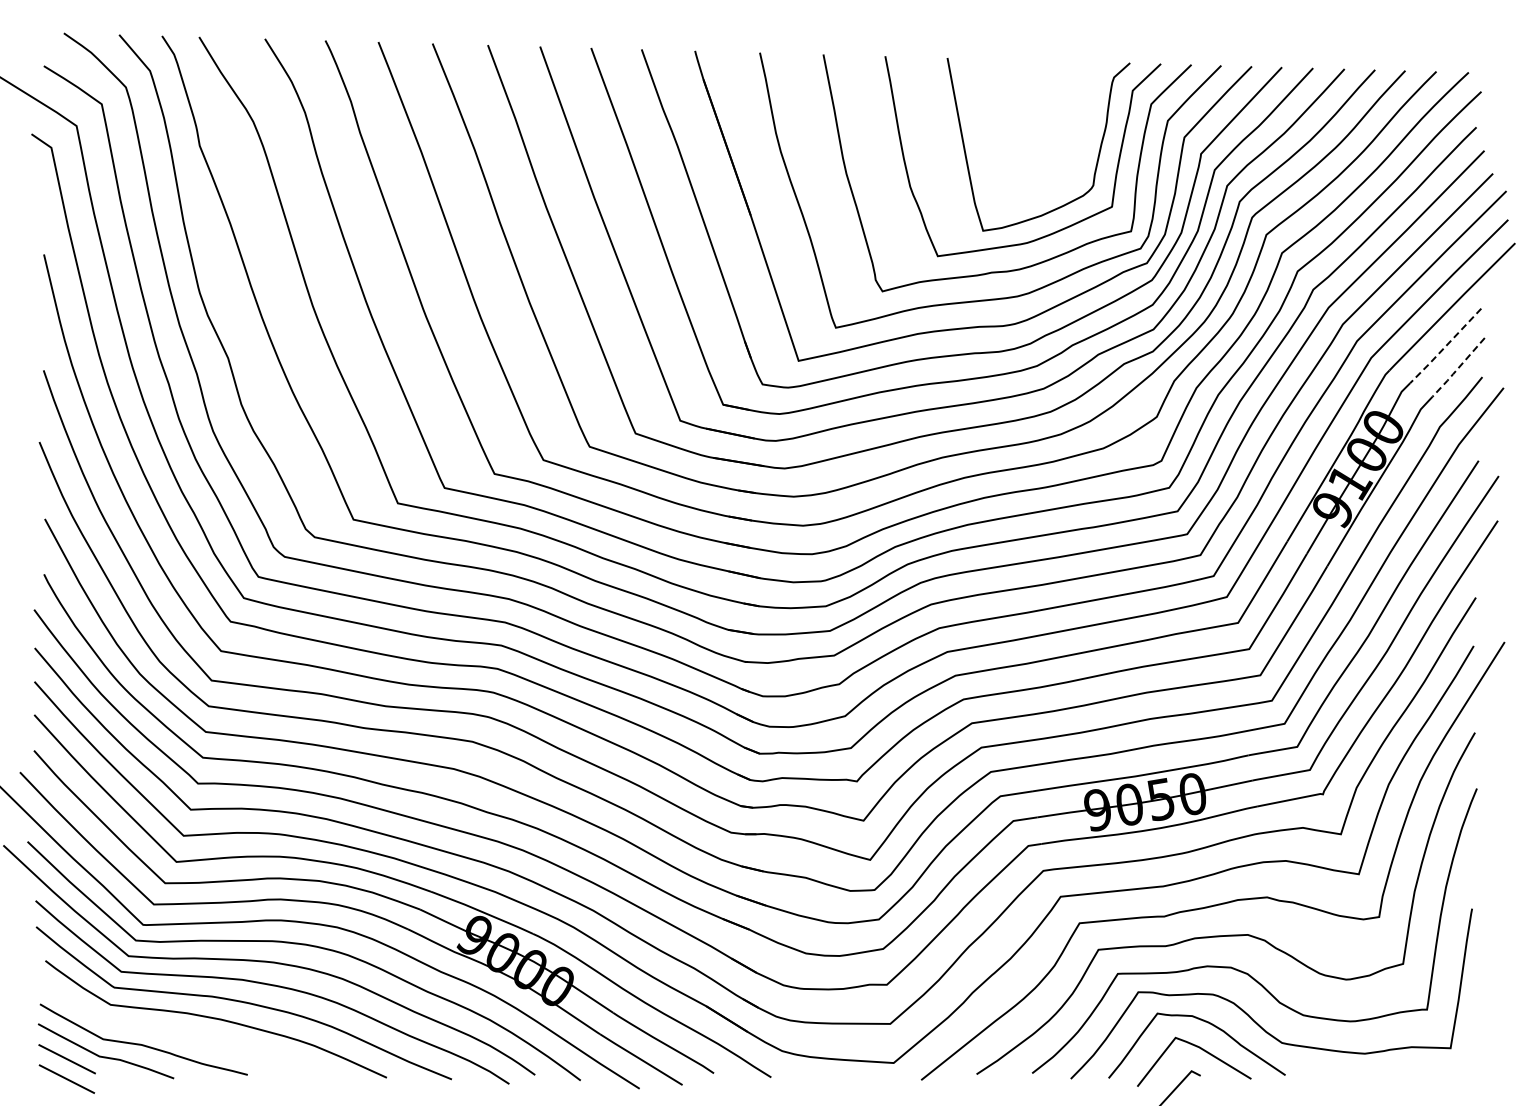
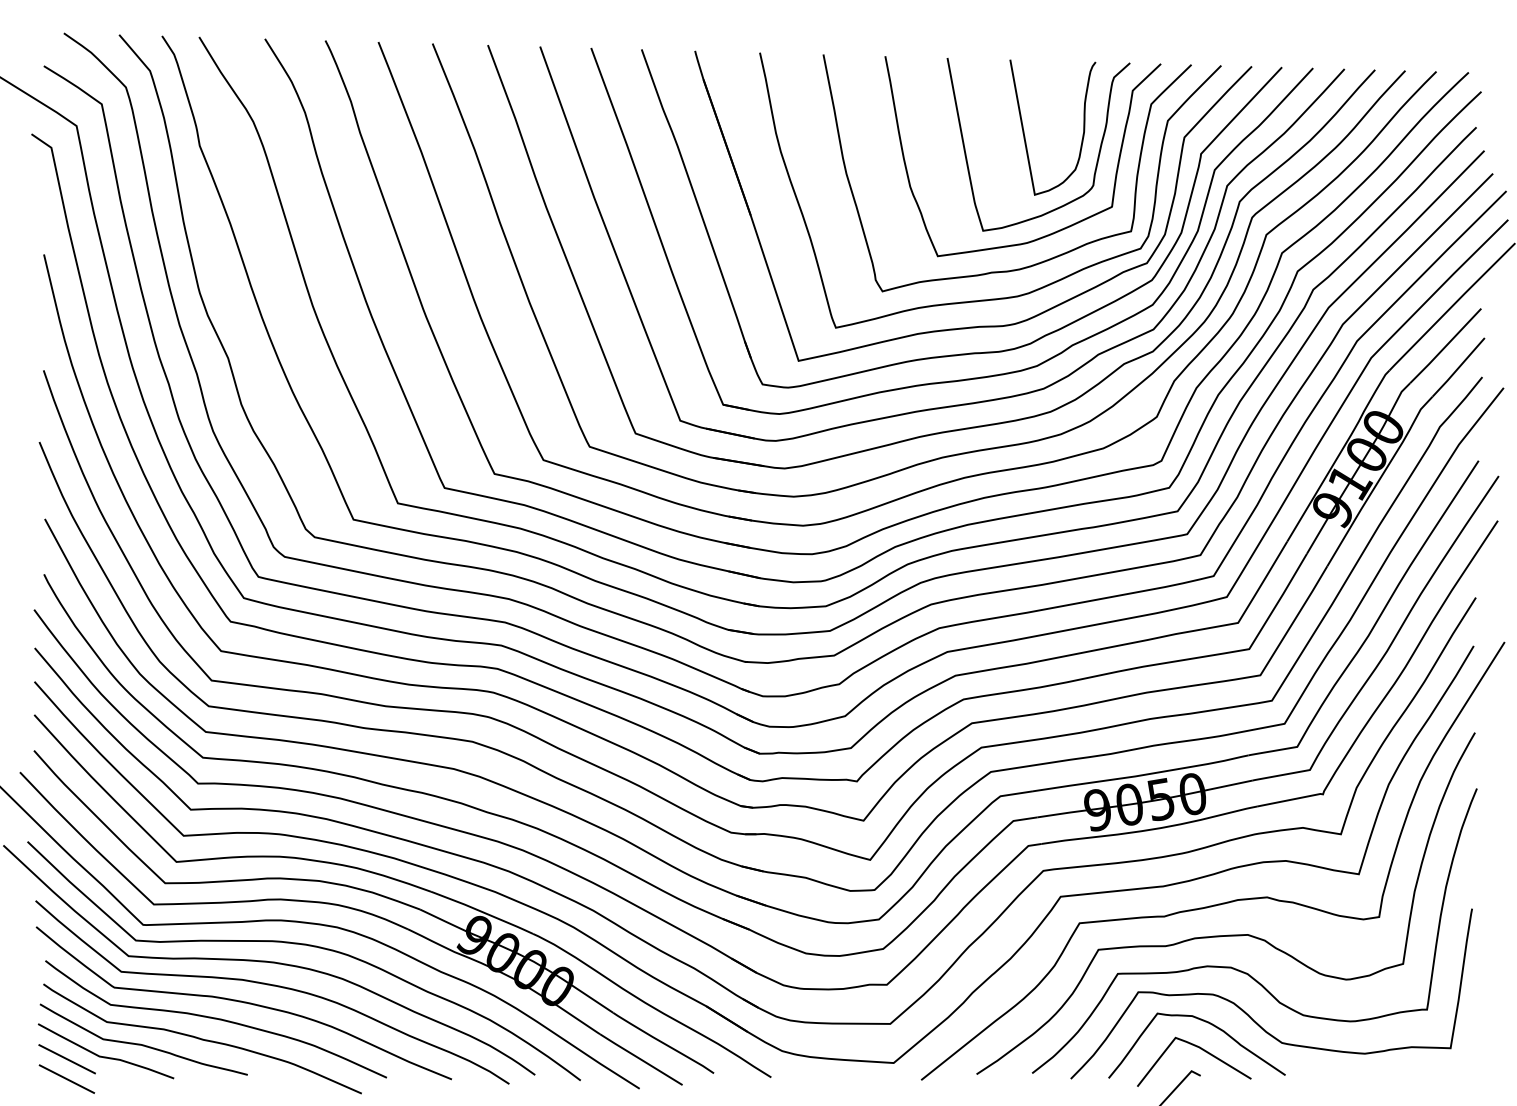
curve: none -> present (1024, 130)
line: dashed -> solid (1445, 346)
line: dashed -> solid (1457, 368)
curve: none -> present (202, 1038)
